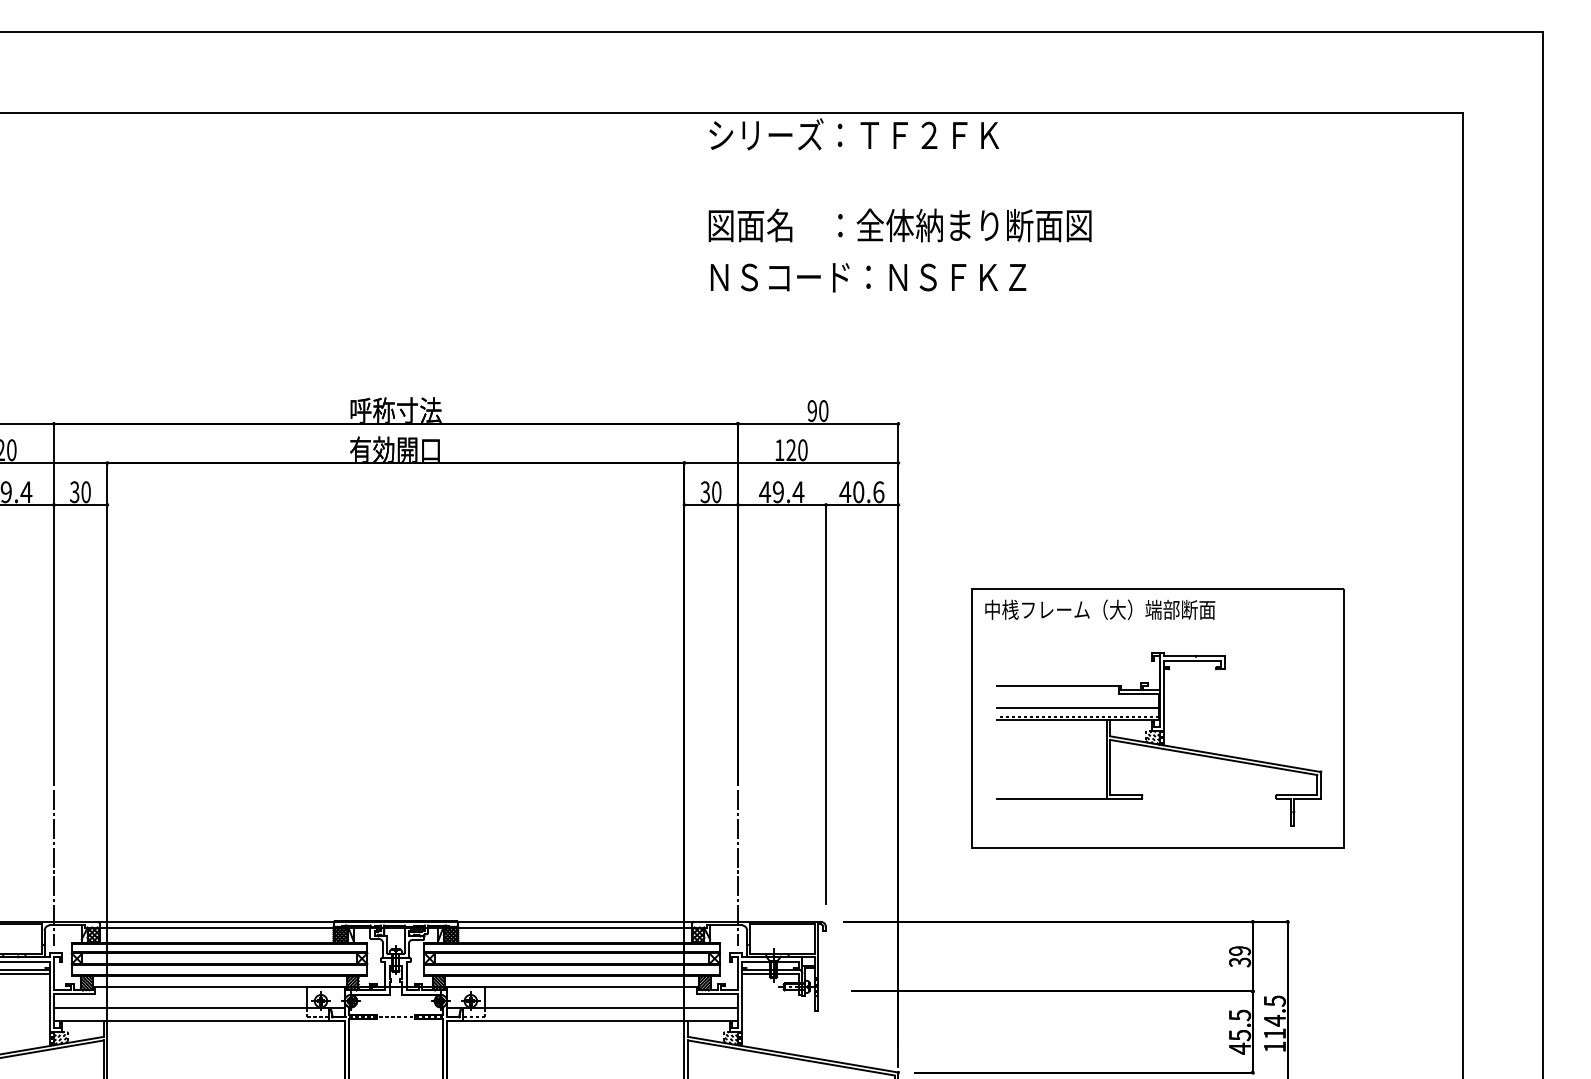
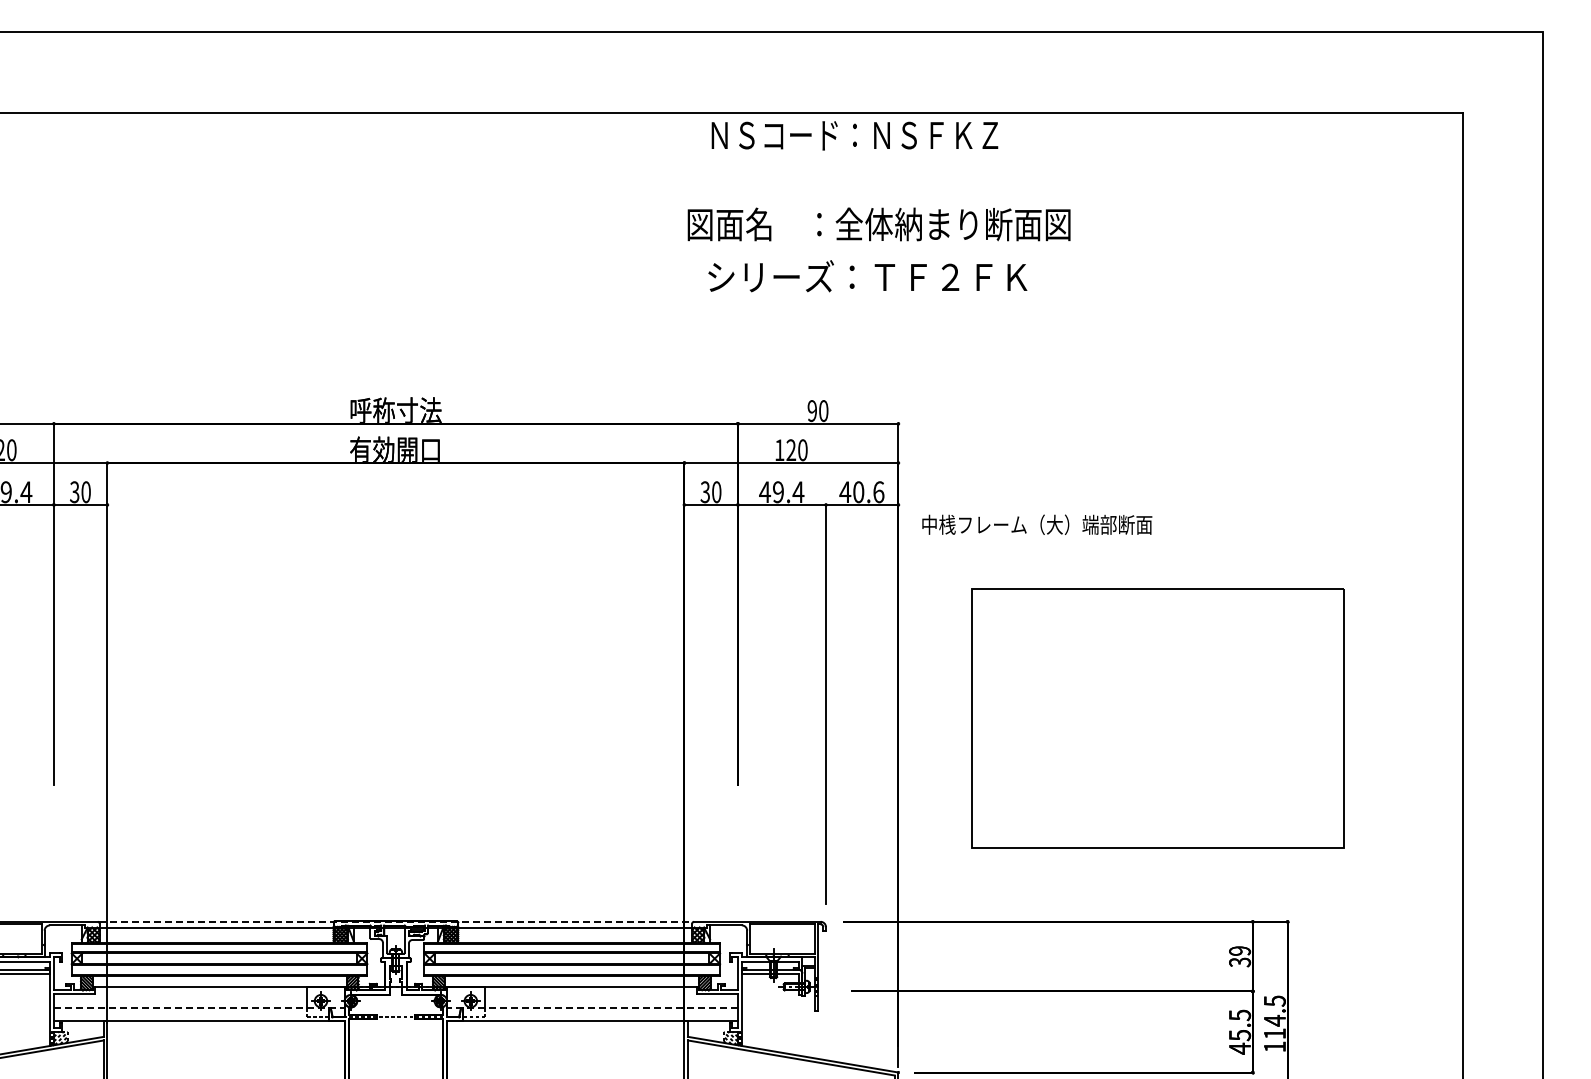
text: シリーズ：ＴＦ２ＦＫ -> ＮＳコード：ＮＳＦＫＺ (854, 134)
text position: (899, 225) -> (878, 224) (878, 224)
text: ＮＳコード：ＮＳＦＫＺ -> シリーズ：ＴＦ２ＦＫ (867, 276)
text position: (1100, 609) -> (1037, 524) (1037, 524)
part: present -> none (1159, 739)
line: present -> none (53, 867)
line: present -> none (737, 867)
line: solid -> dashed (396, 921)
line: solid -> dashed (199, 1008)
line: solid -> dashed (592, 1008)
